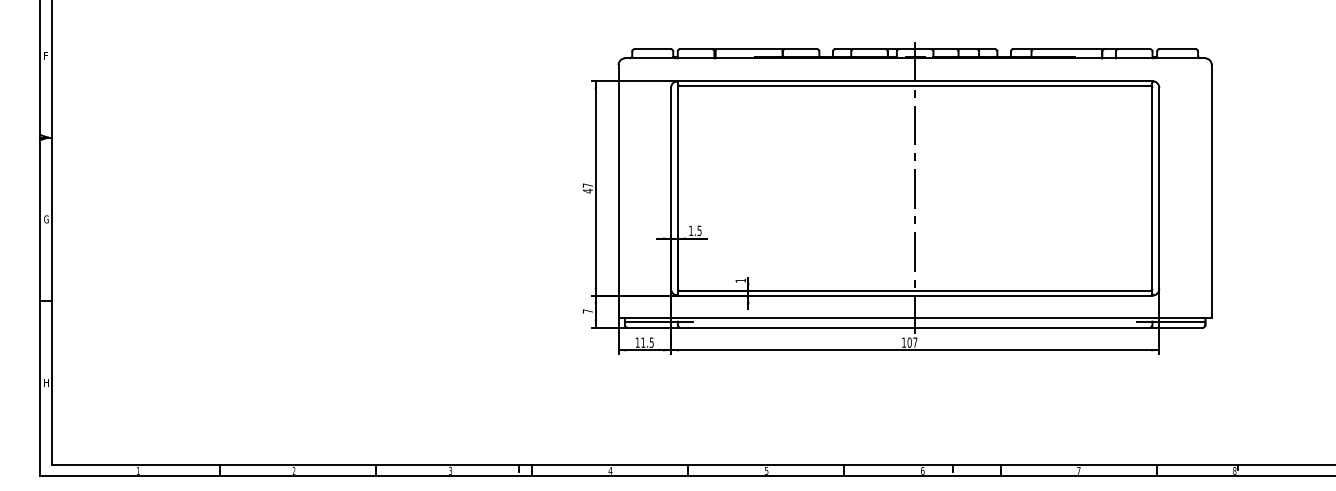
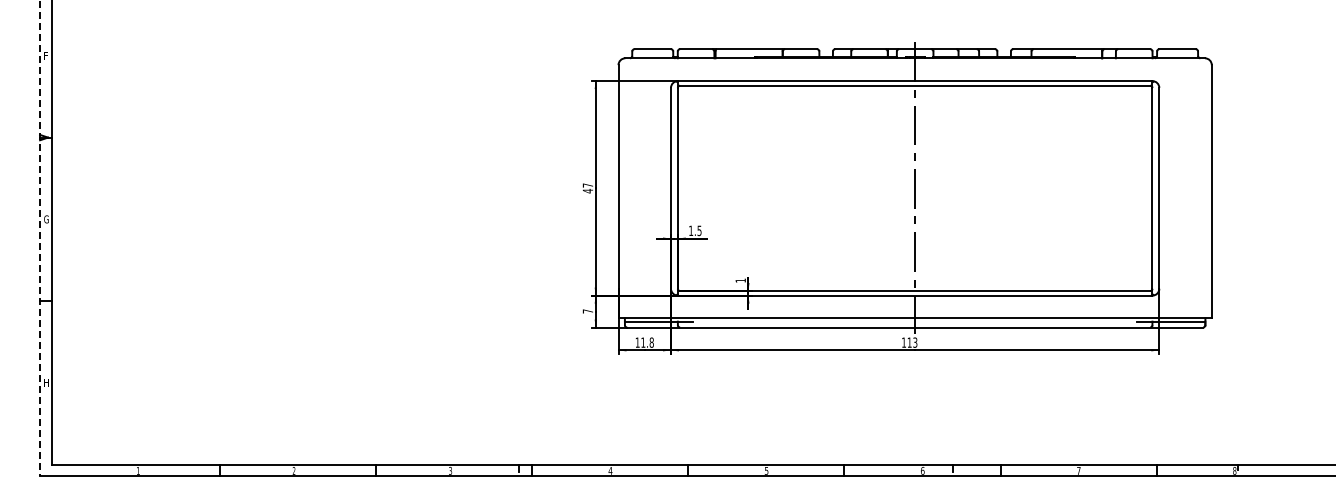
line: solid -> dashed (40, 238)
text: 11.5 -> 11.8 (651, 342)
text: 107 -> 113 (912, 342)
